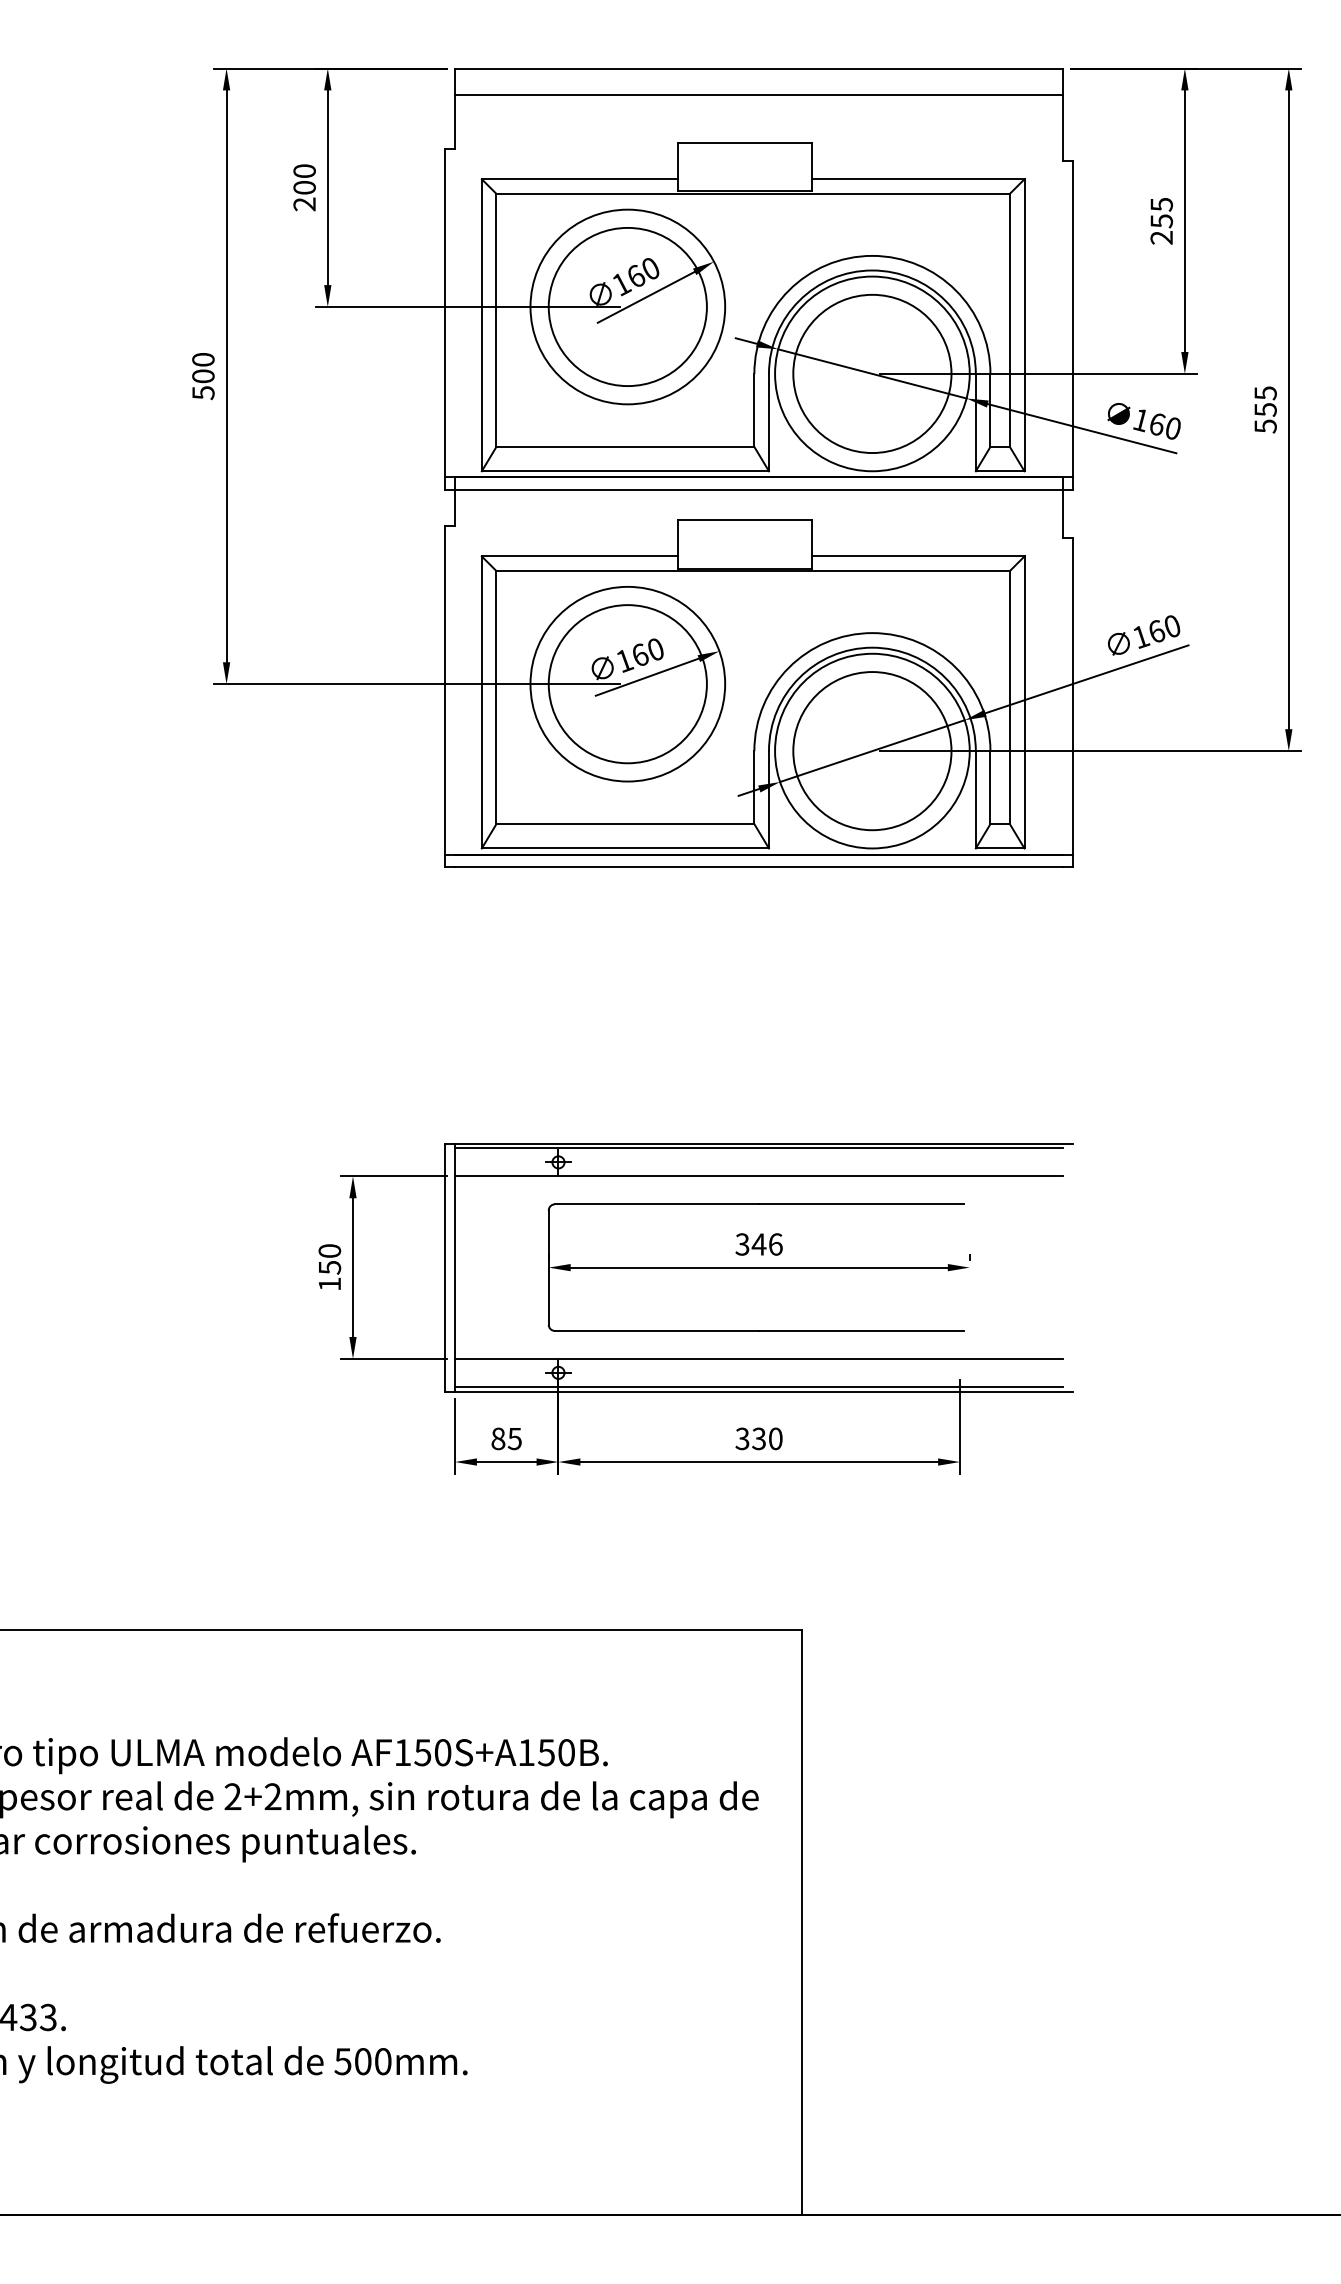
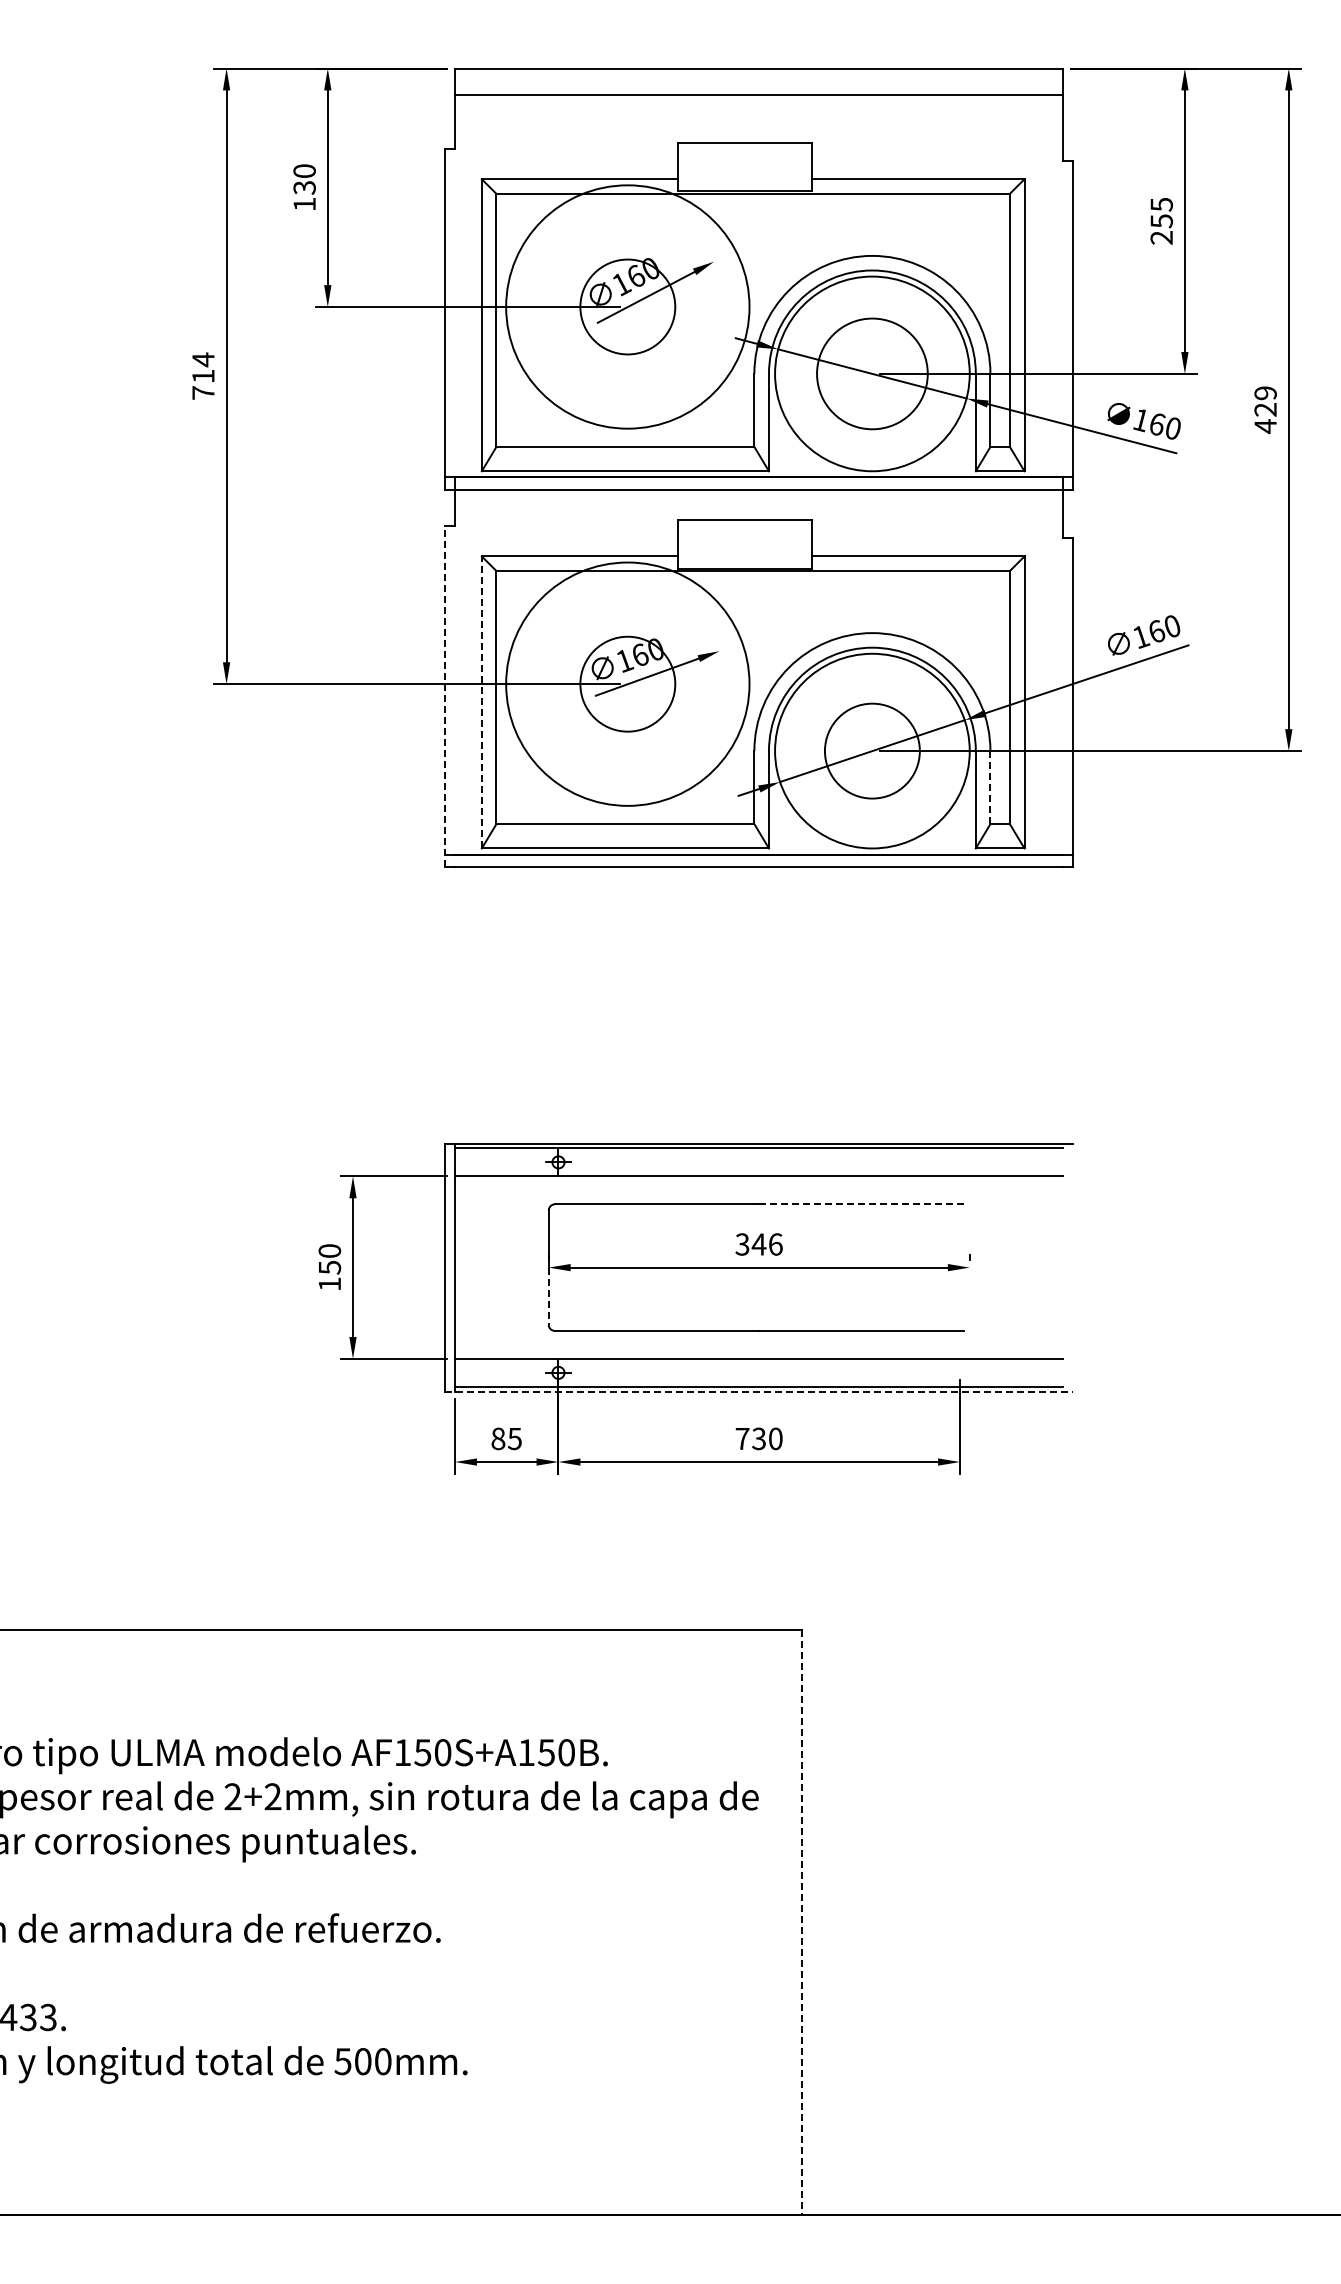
text: 200 -> 130 (304, 196)
circle diameter: 158 px -> 95 px (627, 306)
circle diameter: 195 px -> 243 px (627, 306)
circle diameter: 158 px -> 111 px (872, 373)
text: 500 -> 714 (203, 376)
text: 555 -> 429 (1265, 409)
circle diameter: 195 px -> 243 px (627, 683)
circle diameter: 158 px -> 95 px (627, 683)
line: solid -> dashed (445, 695)
line: solid -> dashed (481, 701)
circle diameter: 158 px -> 95 px (871, 750)
line: solid -> dashed (990, 787)
line: solid -> dashed (860, 1204)
line: solid -> dashed (548, 1296)
line: solid -> dashed (759, 1391)
text: 330 -> 730 (742, 1438)
line: solid -> dashed (802, 1922)
